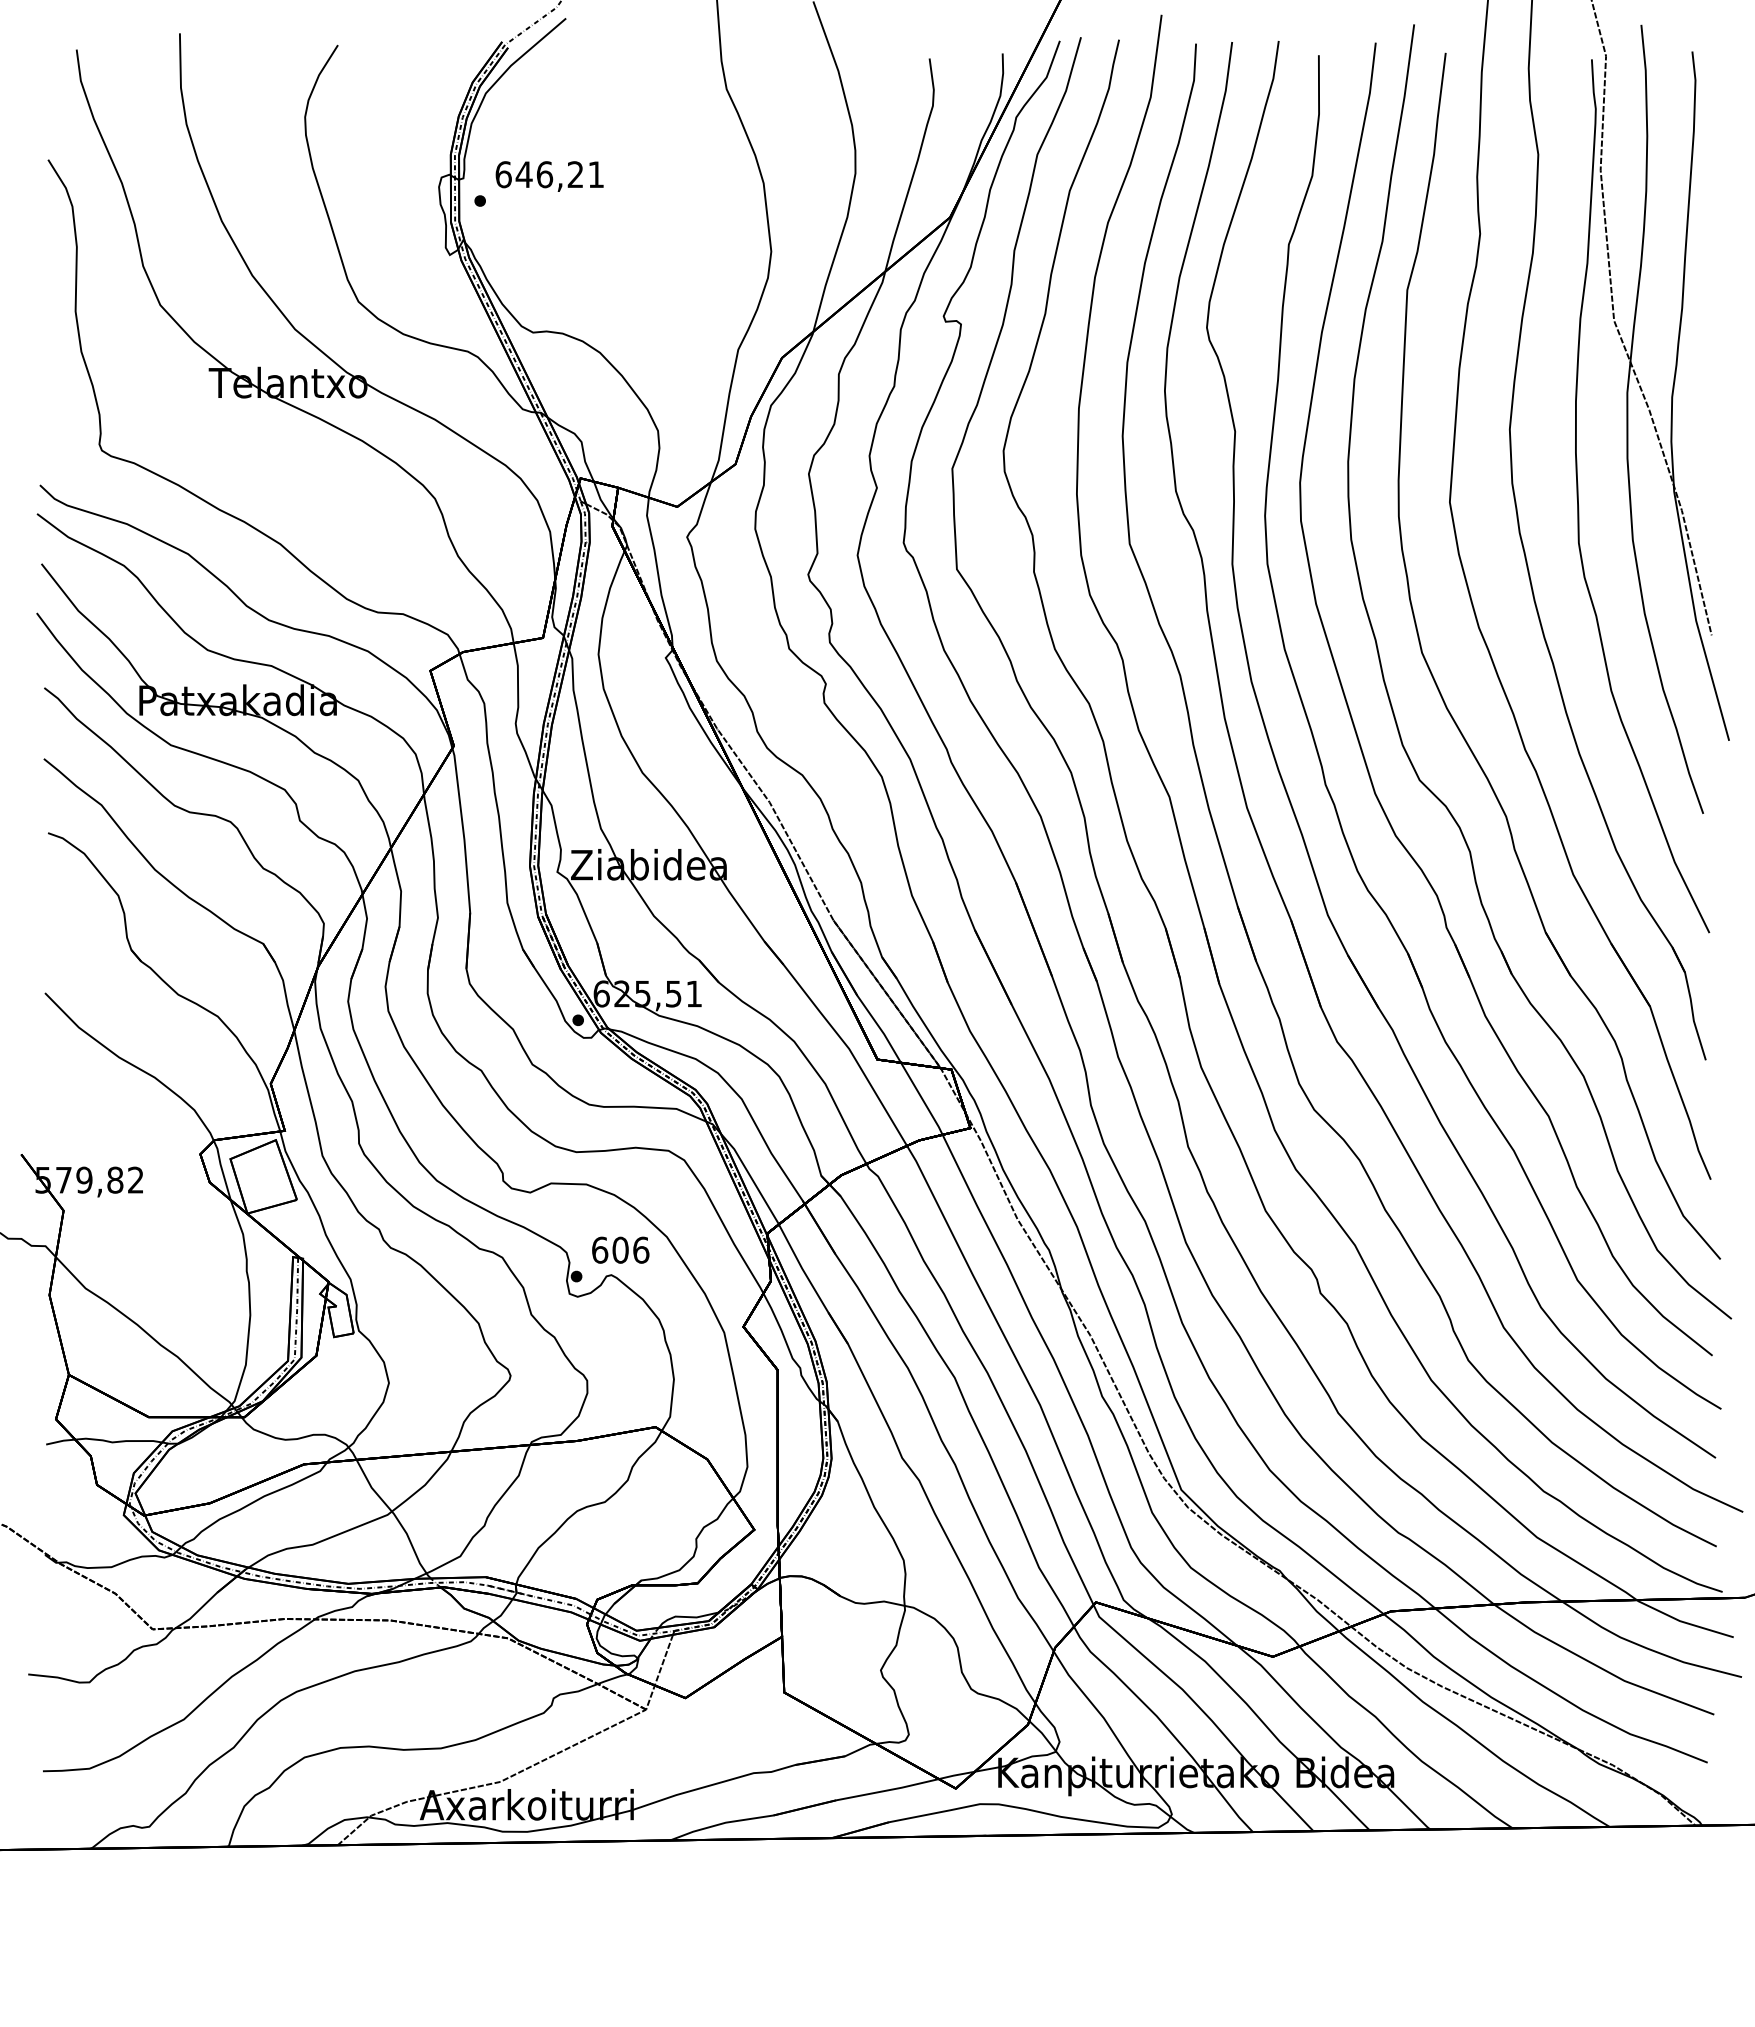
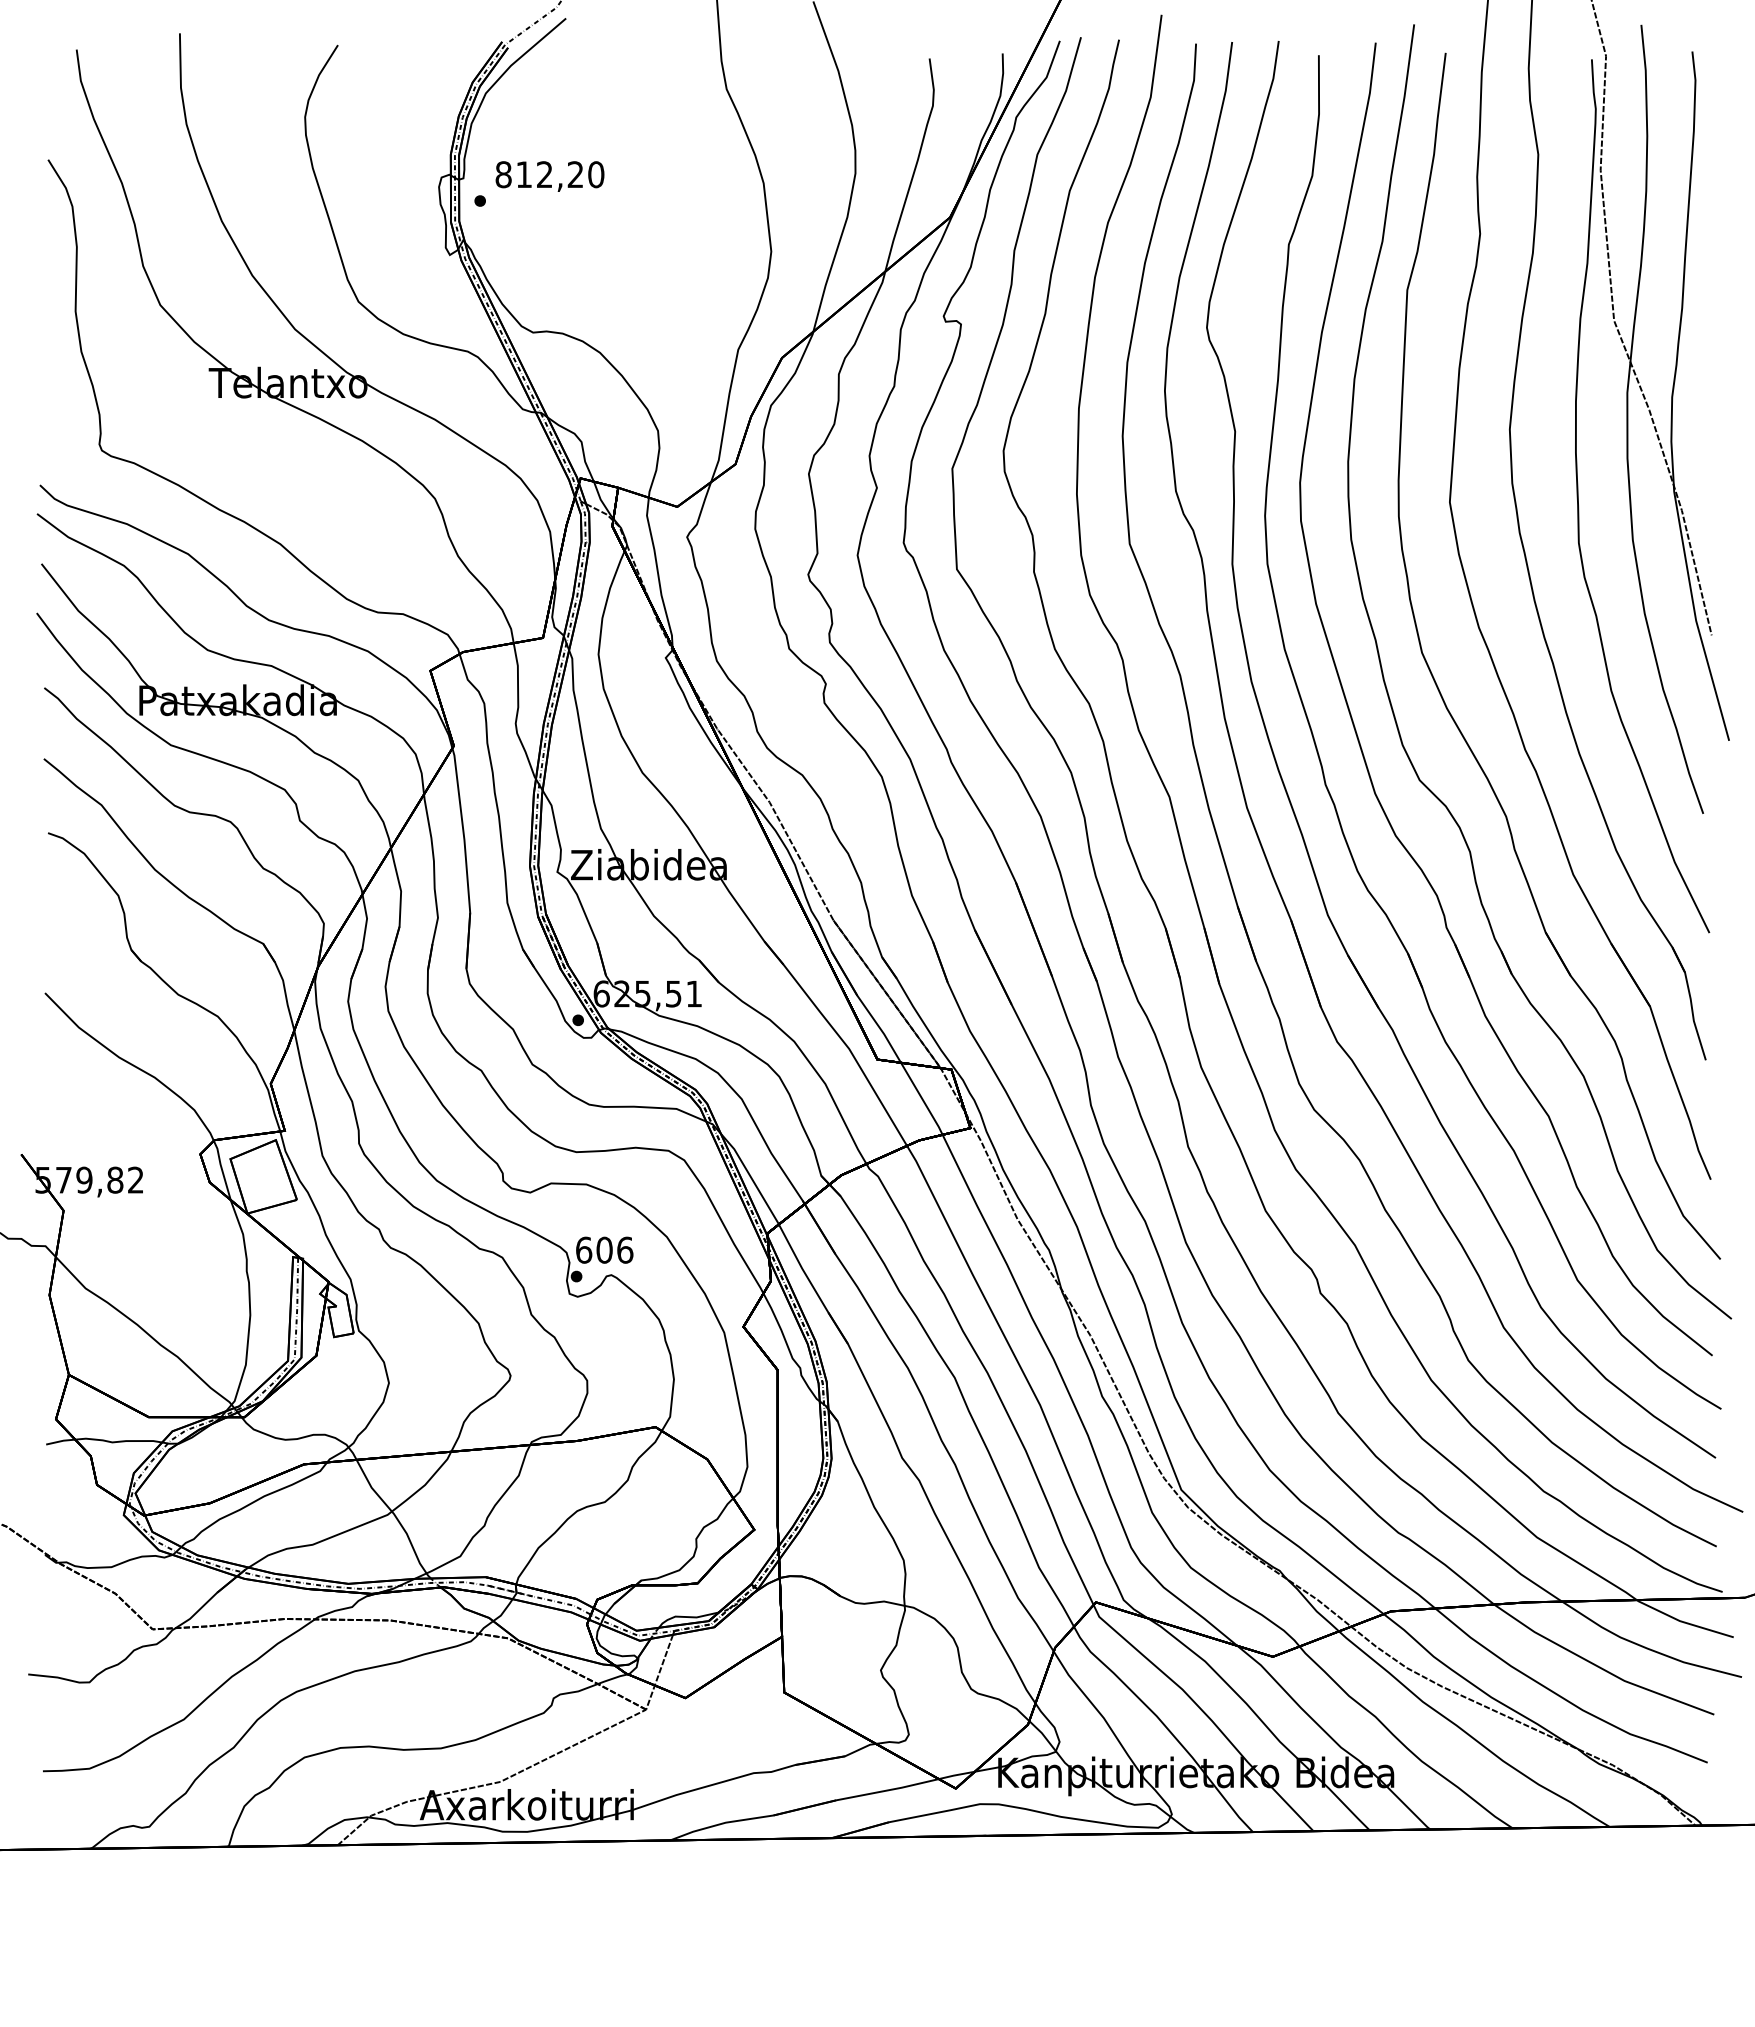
text: 646,21 -> 812,20 (549, 174)
text position: (620, 1249) -> (604, 1249) (604, 1249)
